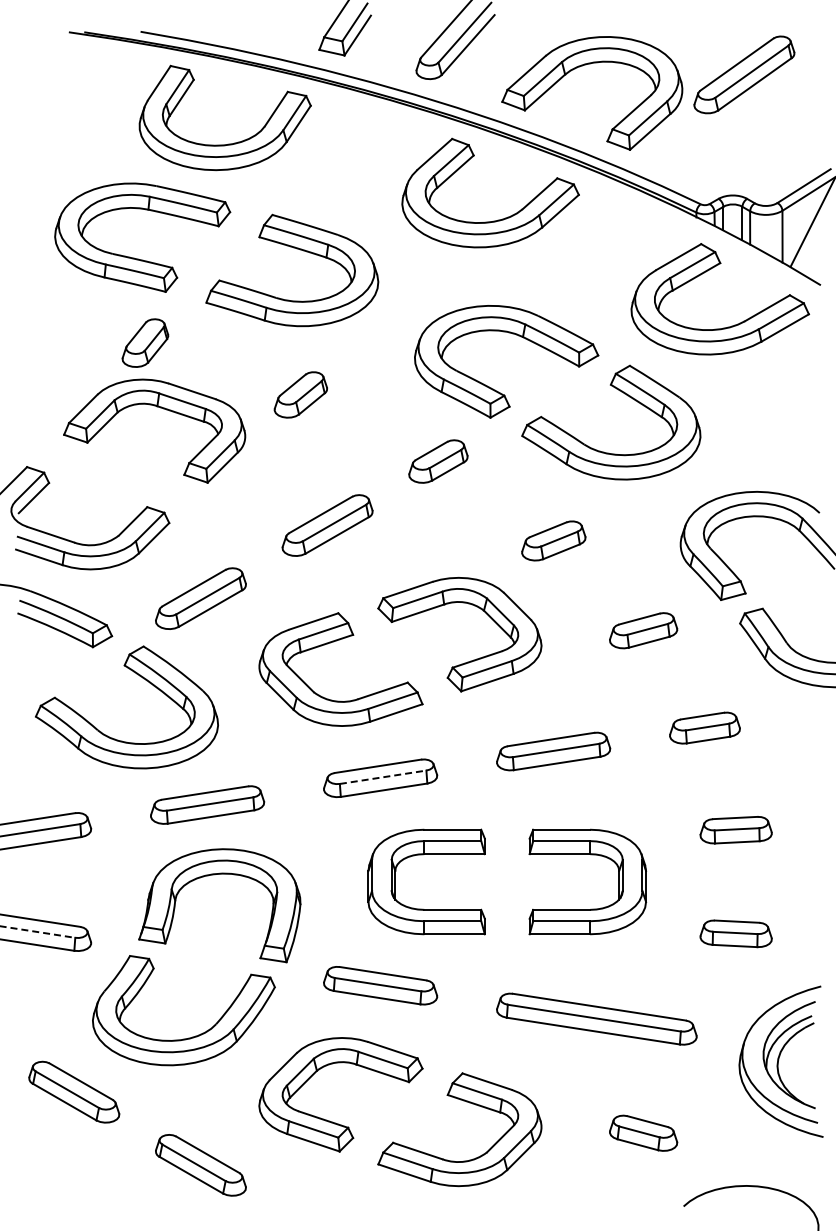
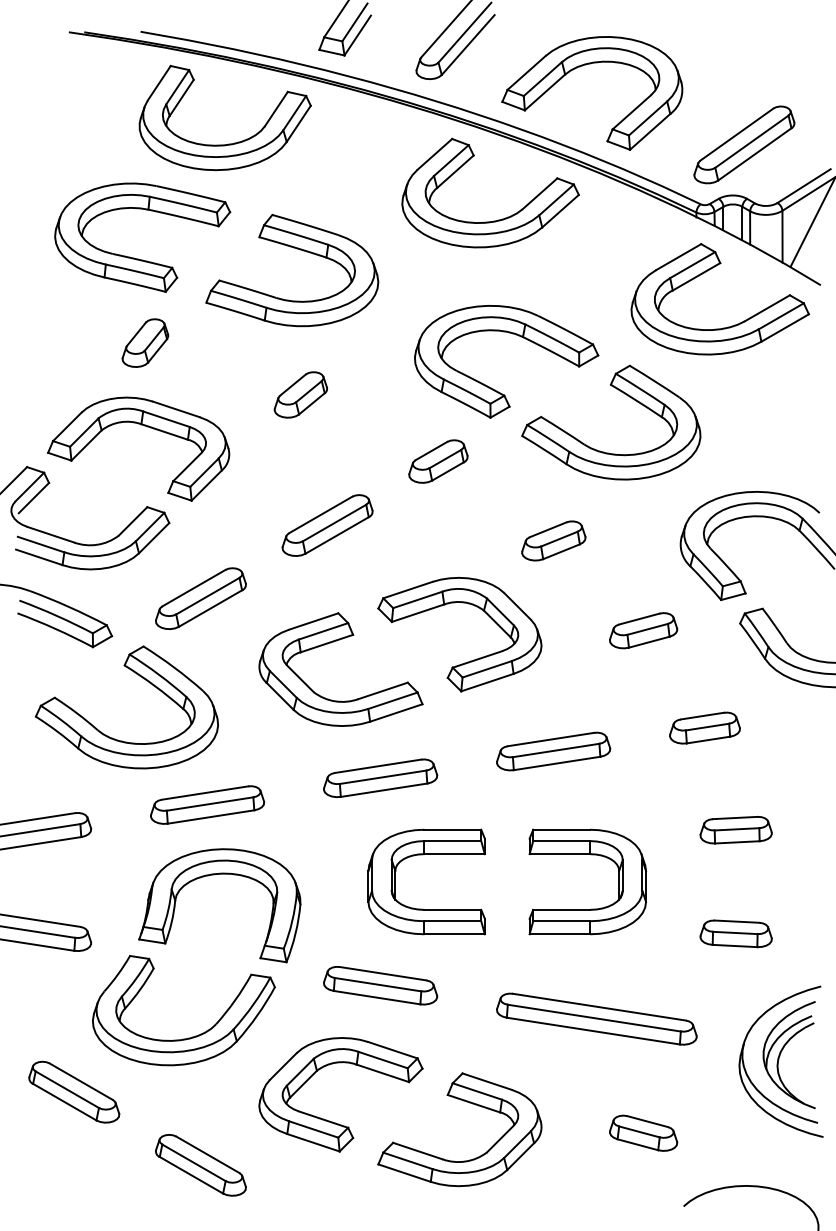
part position: (744, 74) -> (744, 144) (744, 144)
part position: (160, 408) -> (144, 426) (144, 426)
line: dashed -> solid (383, 777)
line: dashed -> solid (37, 932)
